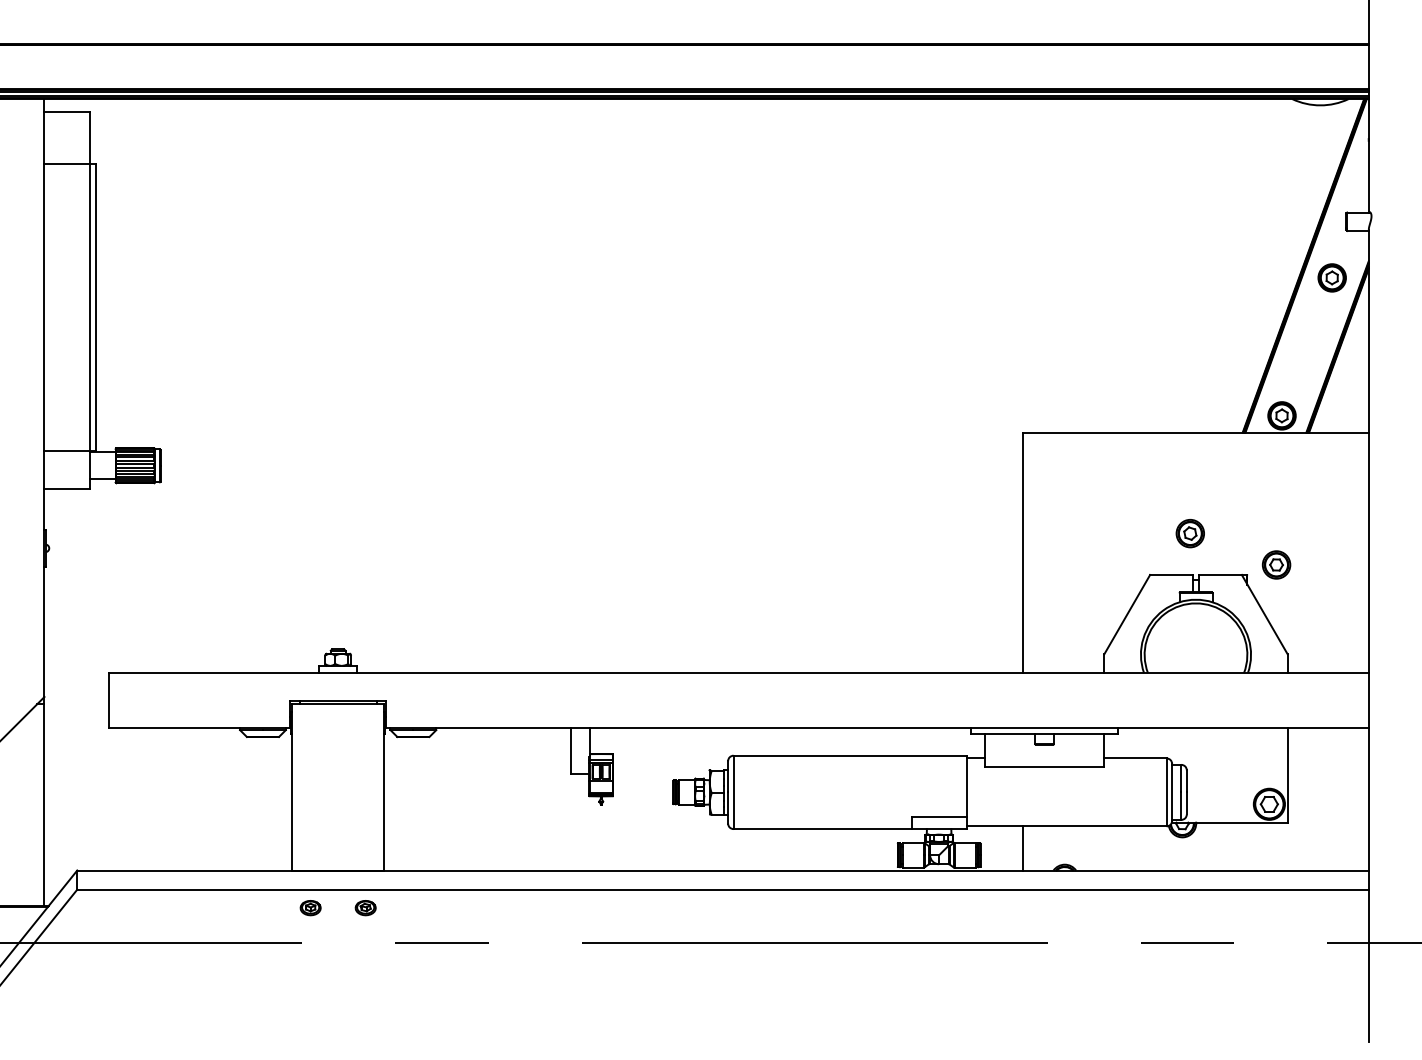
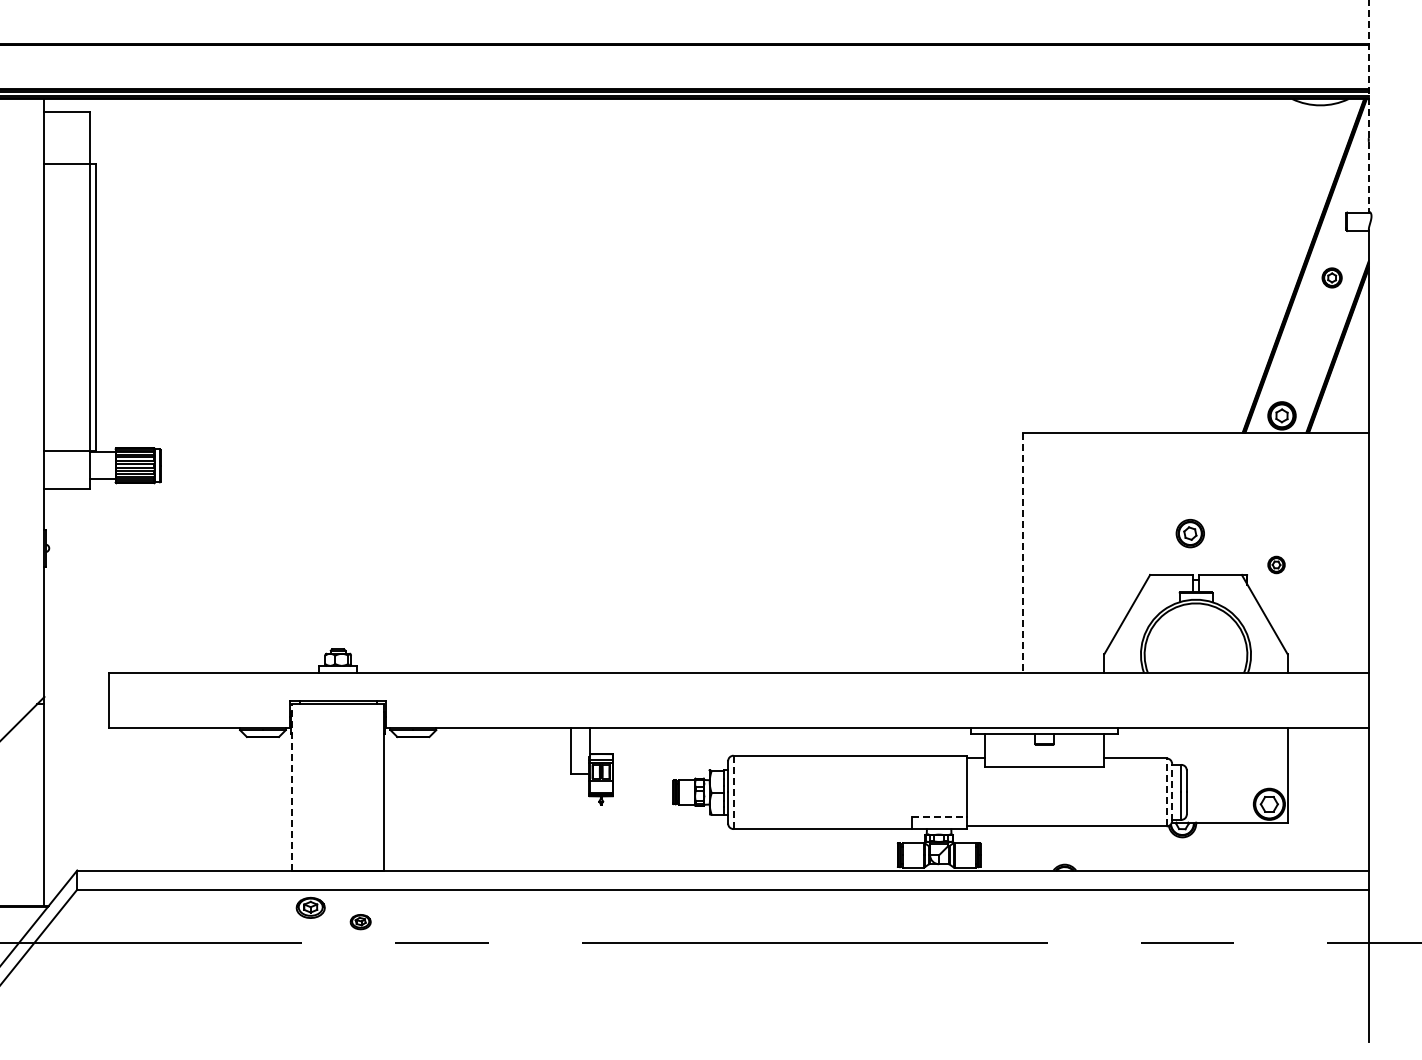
line: solid -> dashed (1368, 106)
part size: 30x30 px -> 22x22 px (1331, 277)
line: solid -> dashed (1022, 553)
part size: 31x30 px -> 19x20 px (1276, 564)
line: solid -> dashed (292, 786)
line: solid -> dashed (1172, 791)
line: solid -> dashed (733, 792)
line: solid -> dashed (1166, 792)
line: solid -> dashed (939, 816)
line: present -> none (1022, 848)
part size: 23x17 px -> 31x23 px (310, 907)
part position: (365, 908) -> (360, 922) (360, 922)
